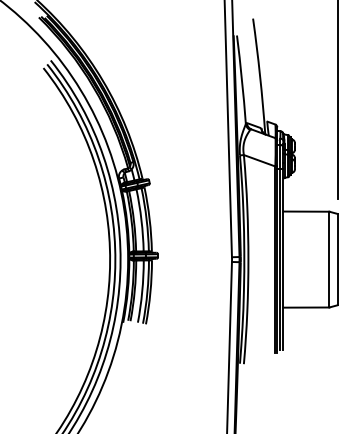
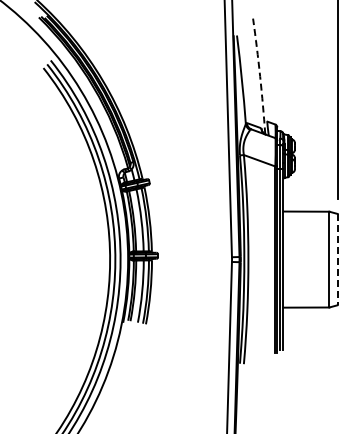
arc: solid -> dashed (260, 76)
line: solid -> dashed (337, 259)
